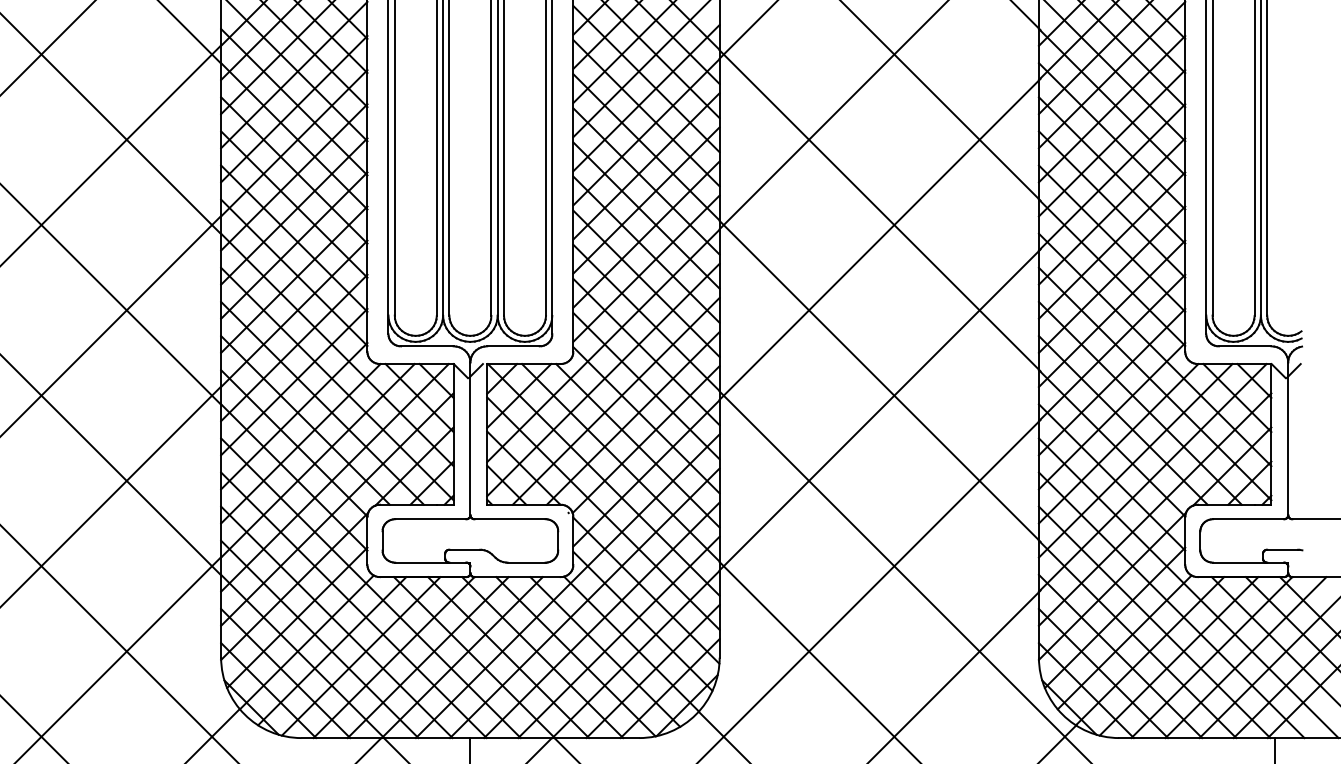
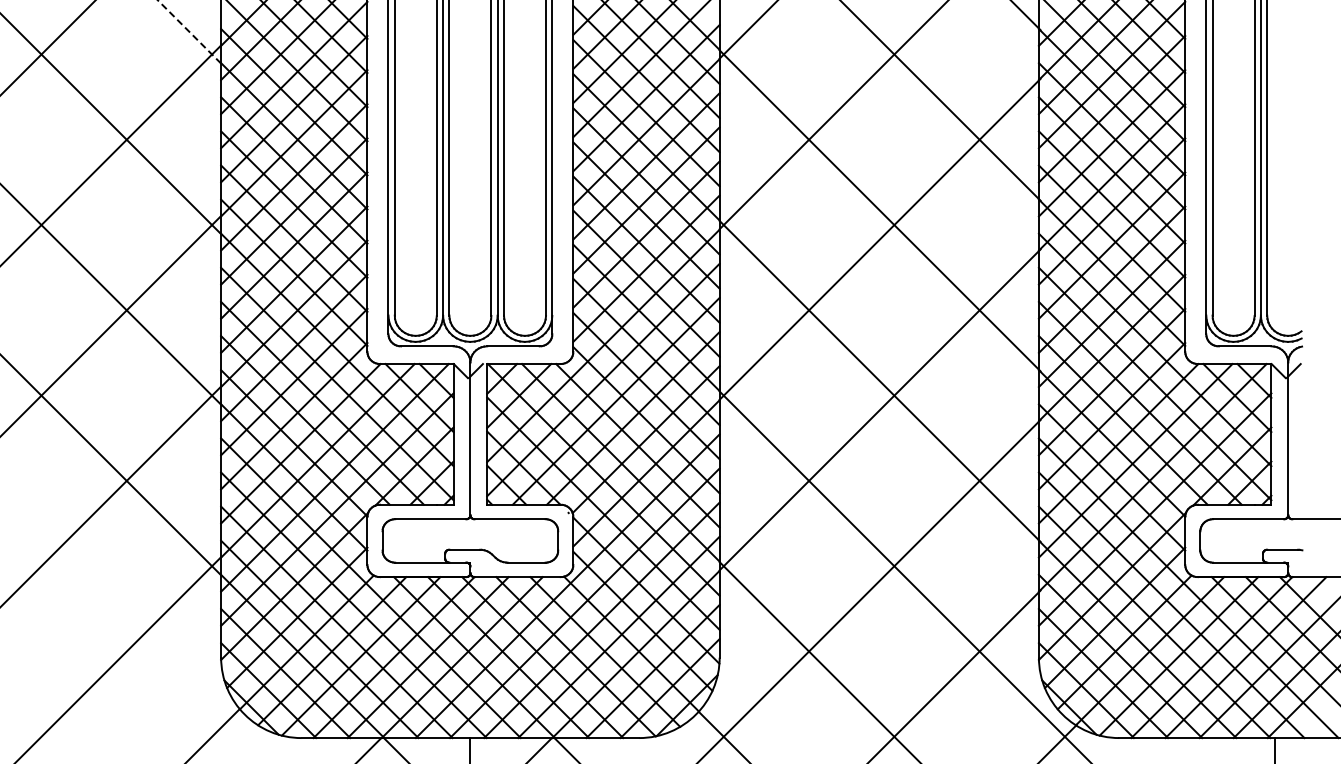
line: solid -> dashed (189, 31)
line: present -> none (119, 643)
line: present -> none (33, 728)
